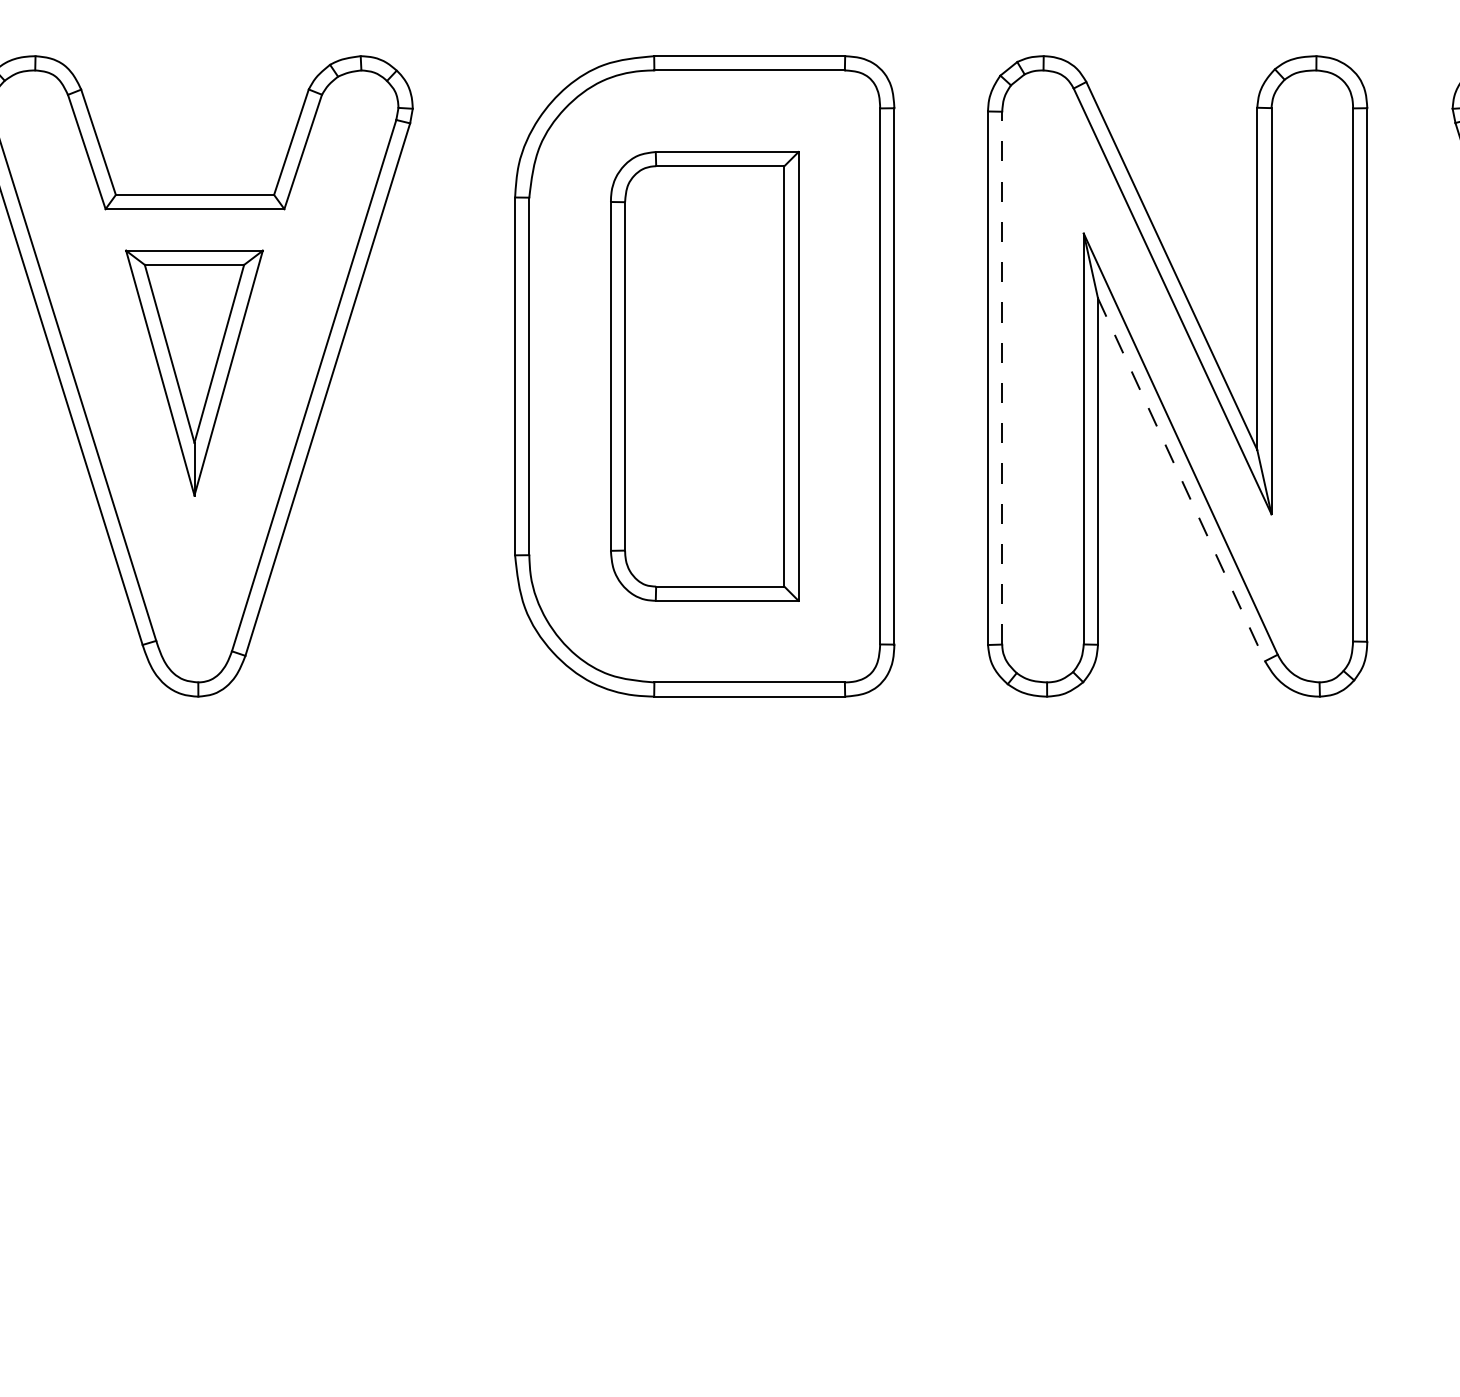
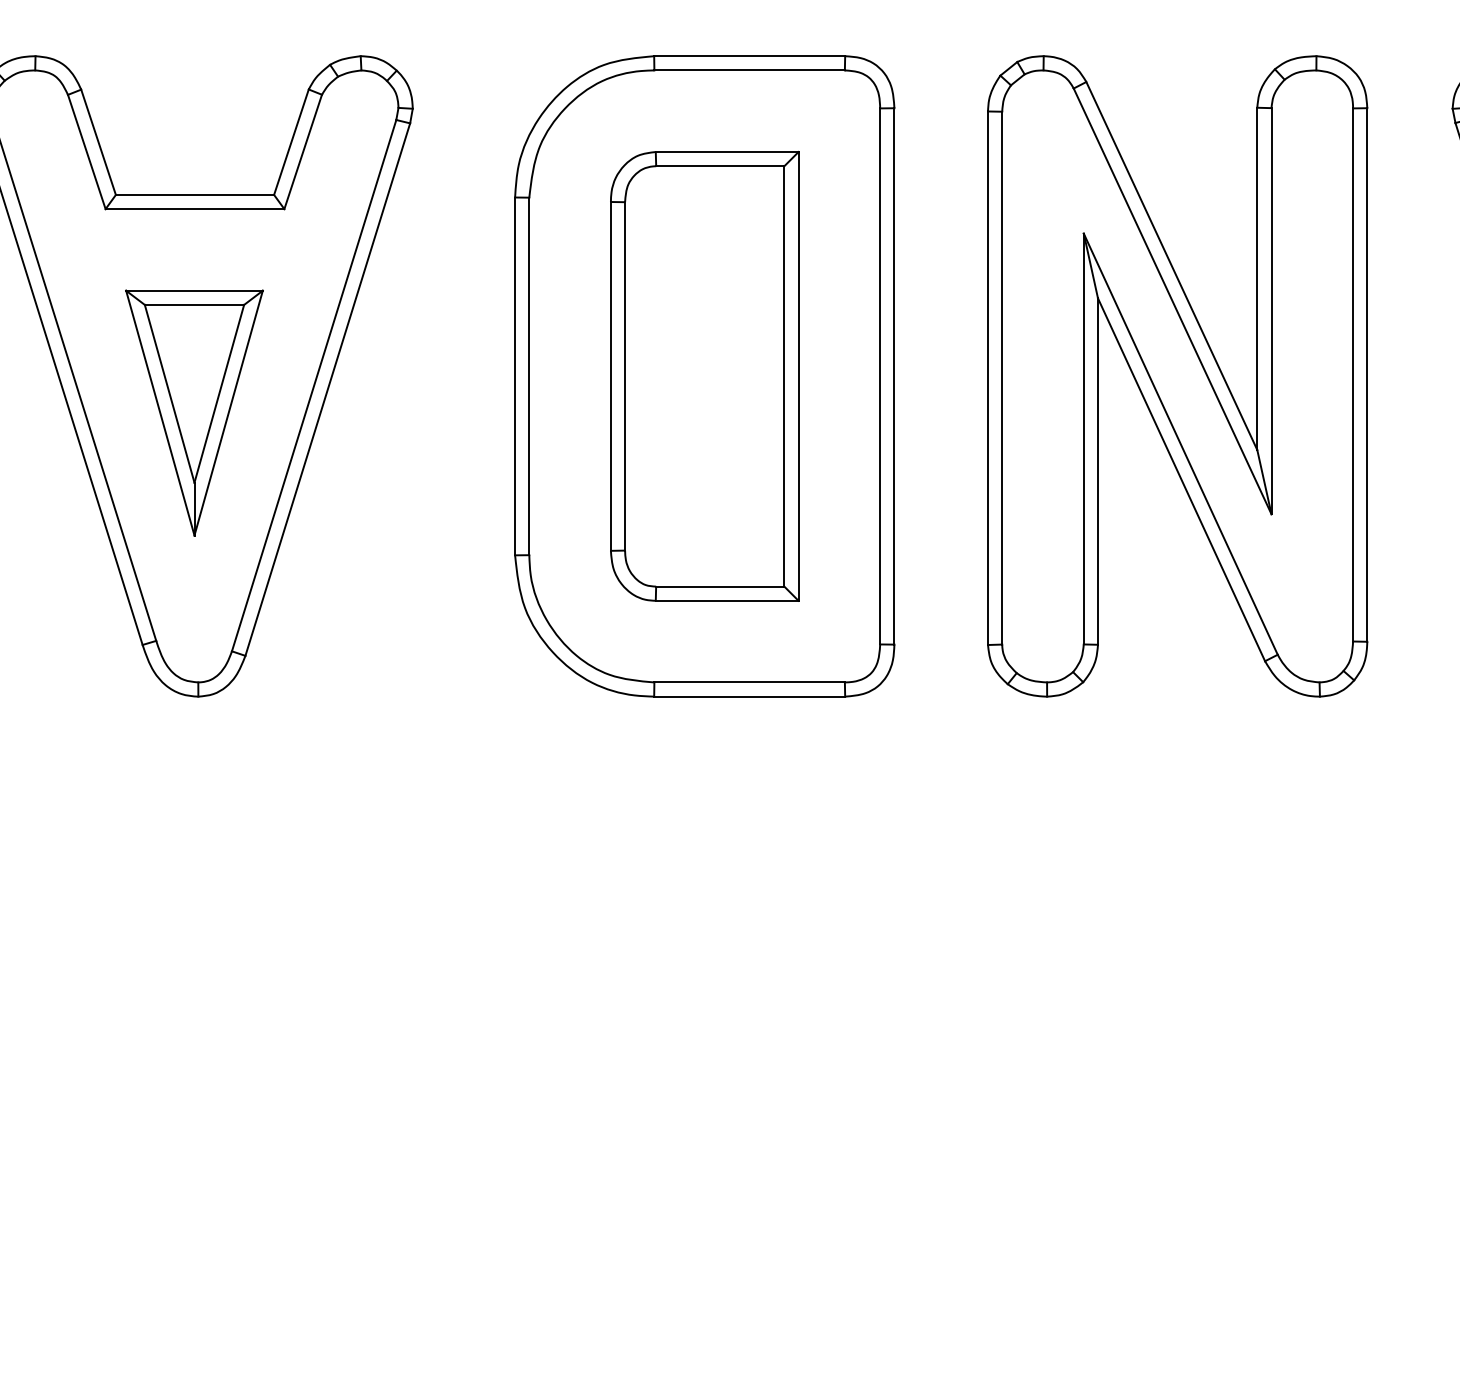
part position: (194, 372) -> (194, 412) (194, 412)
line: dashed -> solid (1002, 377)
line: dashed -> solid (1181, 479)
